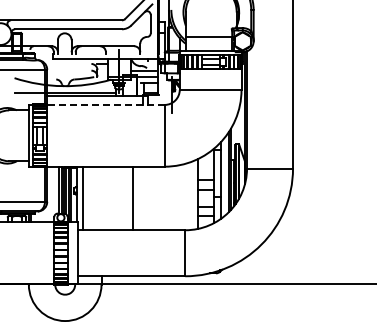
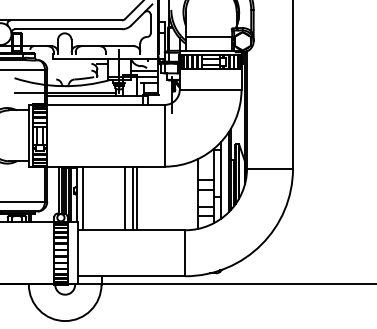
line: dashed -> solid (105, 104)
line: none -> present (125, 198)
line: none -> present (136, 198)
